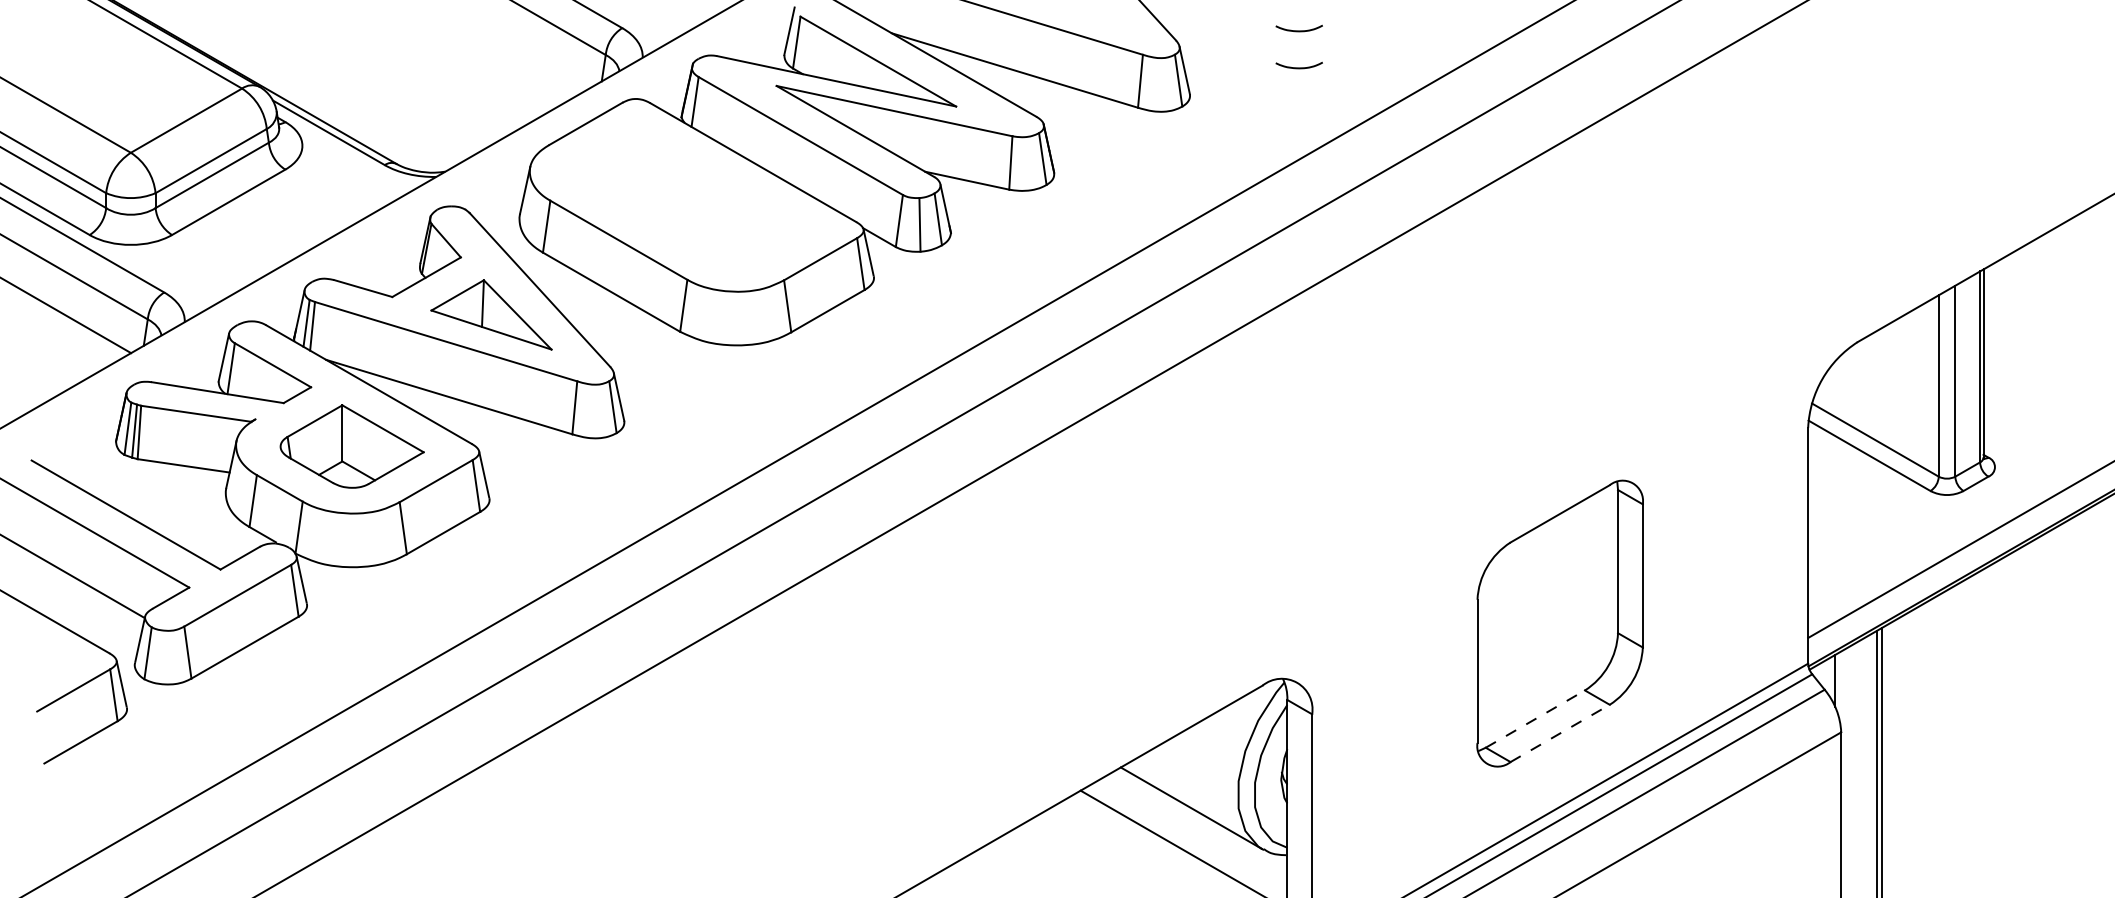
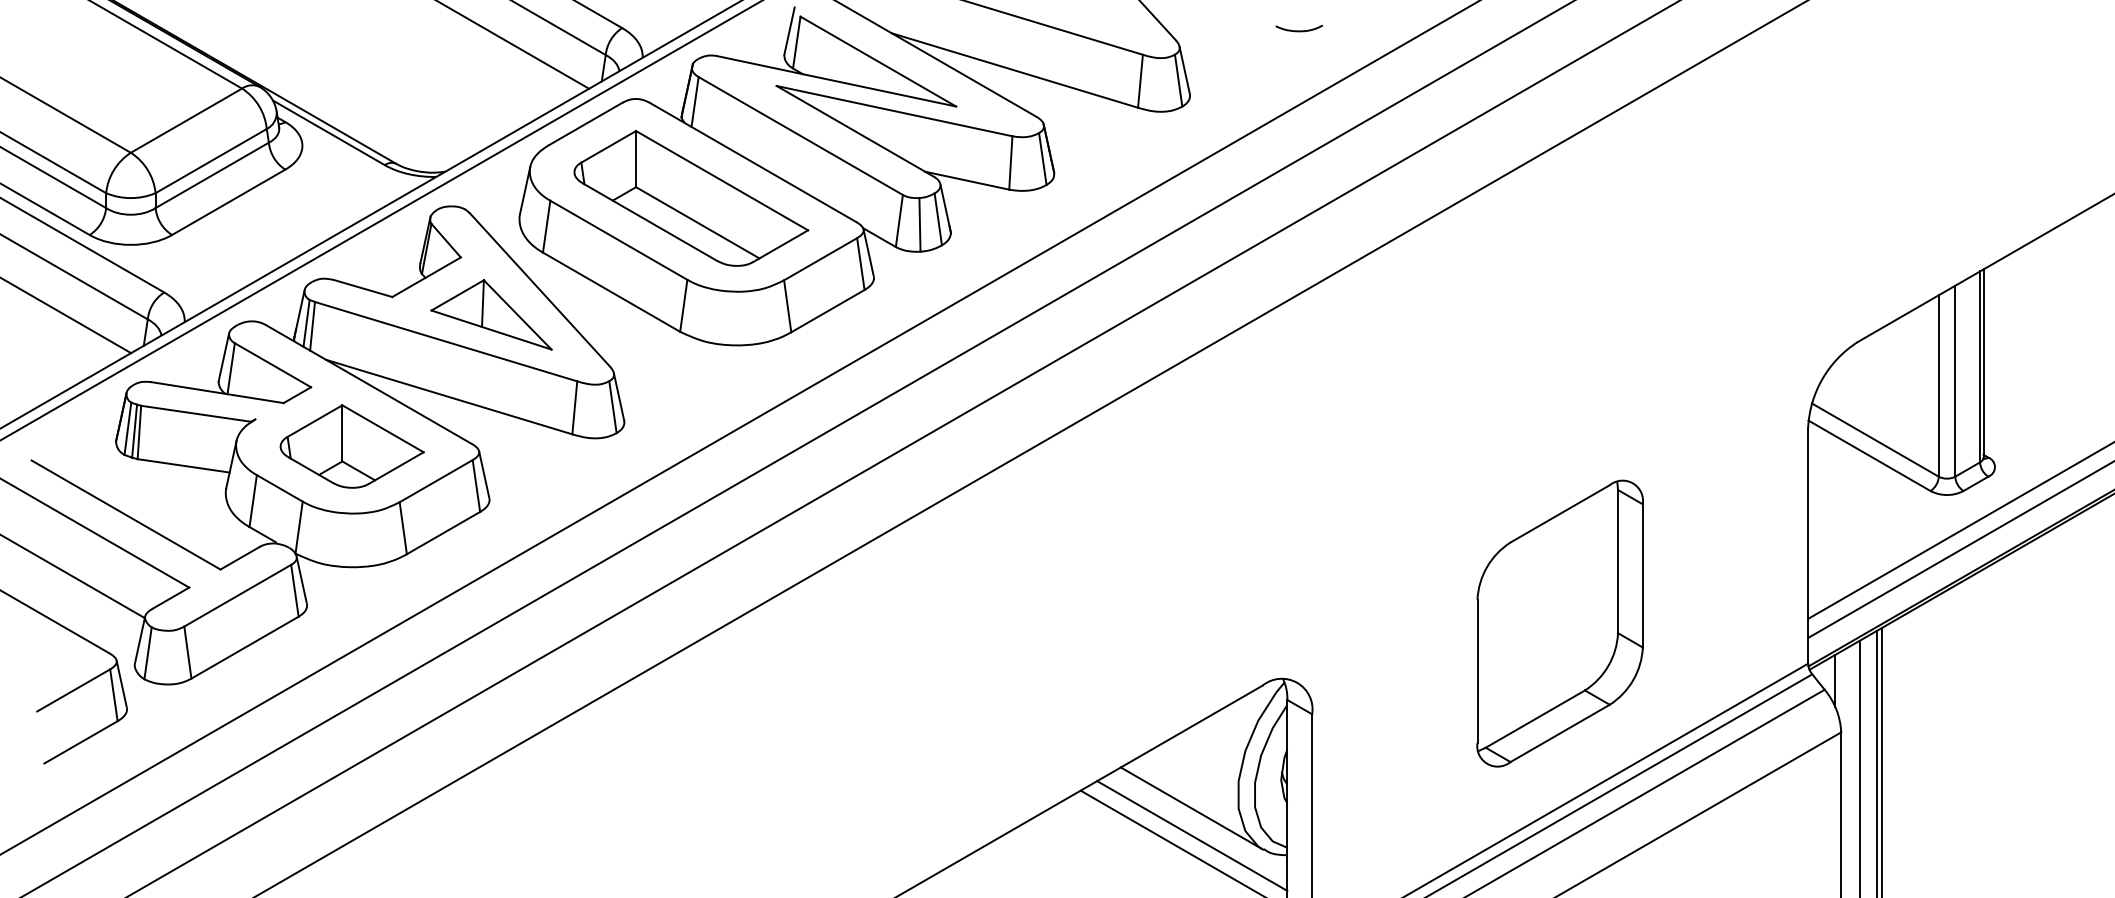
line: none -> present (514, 45)
curve: present -> none (1298, 67)
part: none -> present (691, 198)
line: none -> present (380, 220)
line: none -> present (739, 427)
line: none -> present (1959, 530)
line: dashed -> solid (1535, 718)
line: dashed -> solid (1560, 733)
line: none -> present (1860, 767)
line: none -> present (1192, 835)
